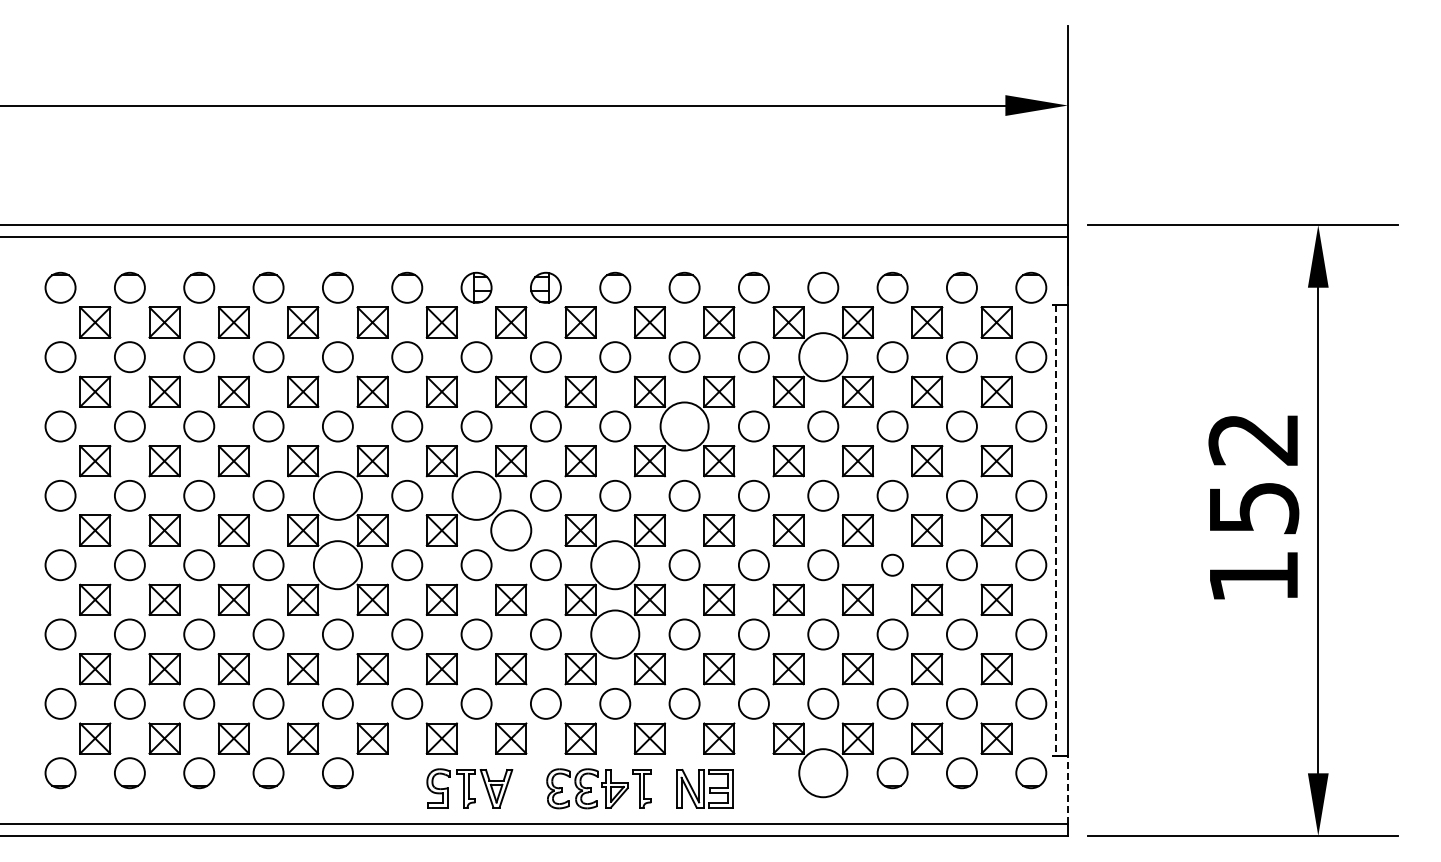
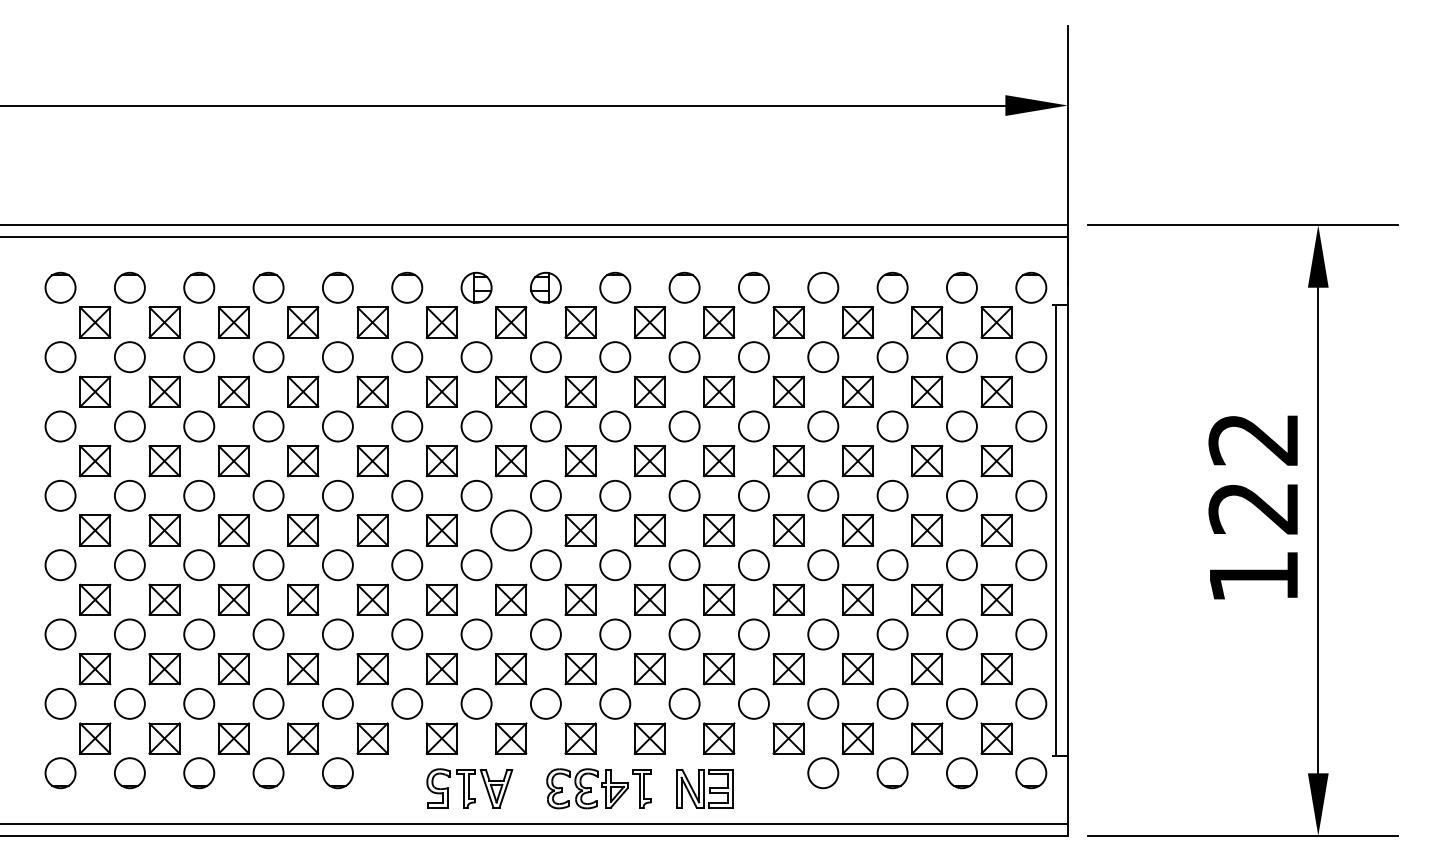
circle diameter: 48 px -> 30 px (823, 357)
circle diameter: 48 px -> 30 px (684, 426)
circle diameter: 48 px -> 30 px (337, 495)
circle diameter: 48 px -> 30 px (476, 495)
text: 152 -> 122 (1253, 508)
line: dashed -> solid (1055, 531)
circle size: 23x24 px -> 33x33 px (892, 565)
circle diameter: 48 px -> 30 px (337, 565)
circle diameter: 48 px -> 30 px (615, 565)
circle diameter: 48 px -> 30 px (615, 634)
circle diameter: 48 px -> 30 px (823, 773)
line: dashed -> solid (1067, 790)
